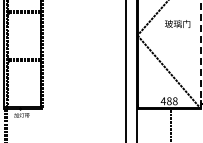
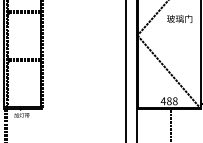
text position: (177, 23) -> (179, 18) (179, 18)
line: dashed -> solid (201, 54)
